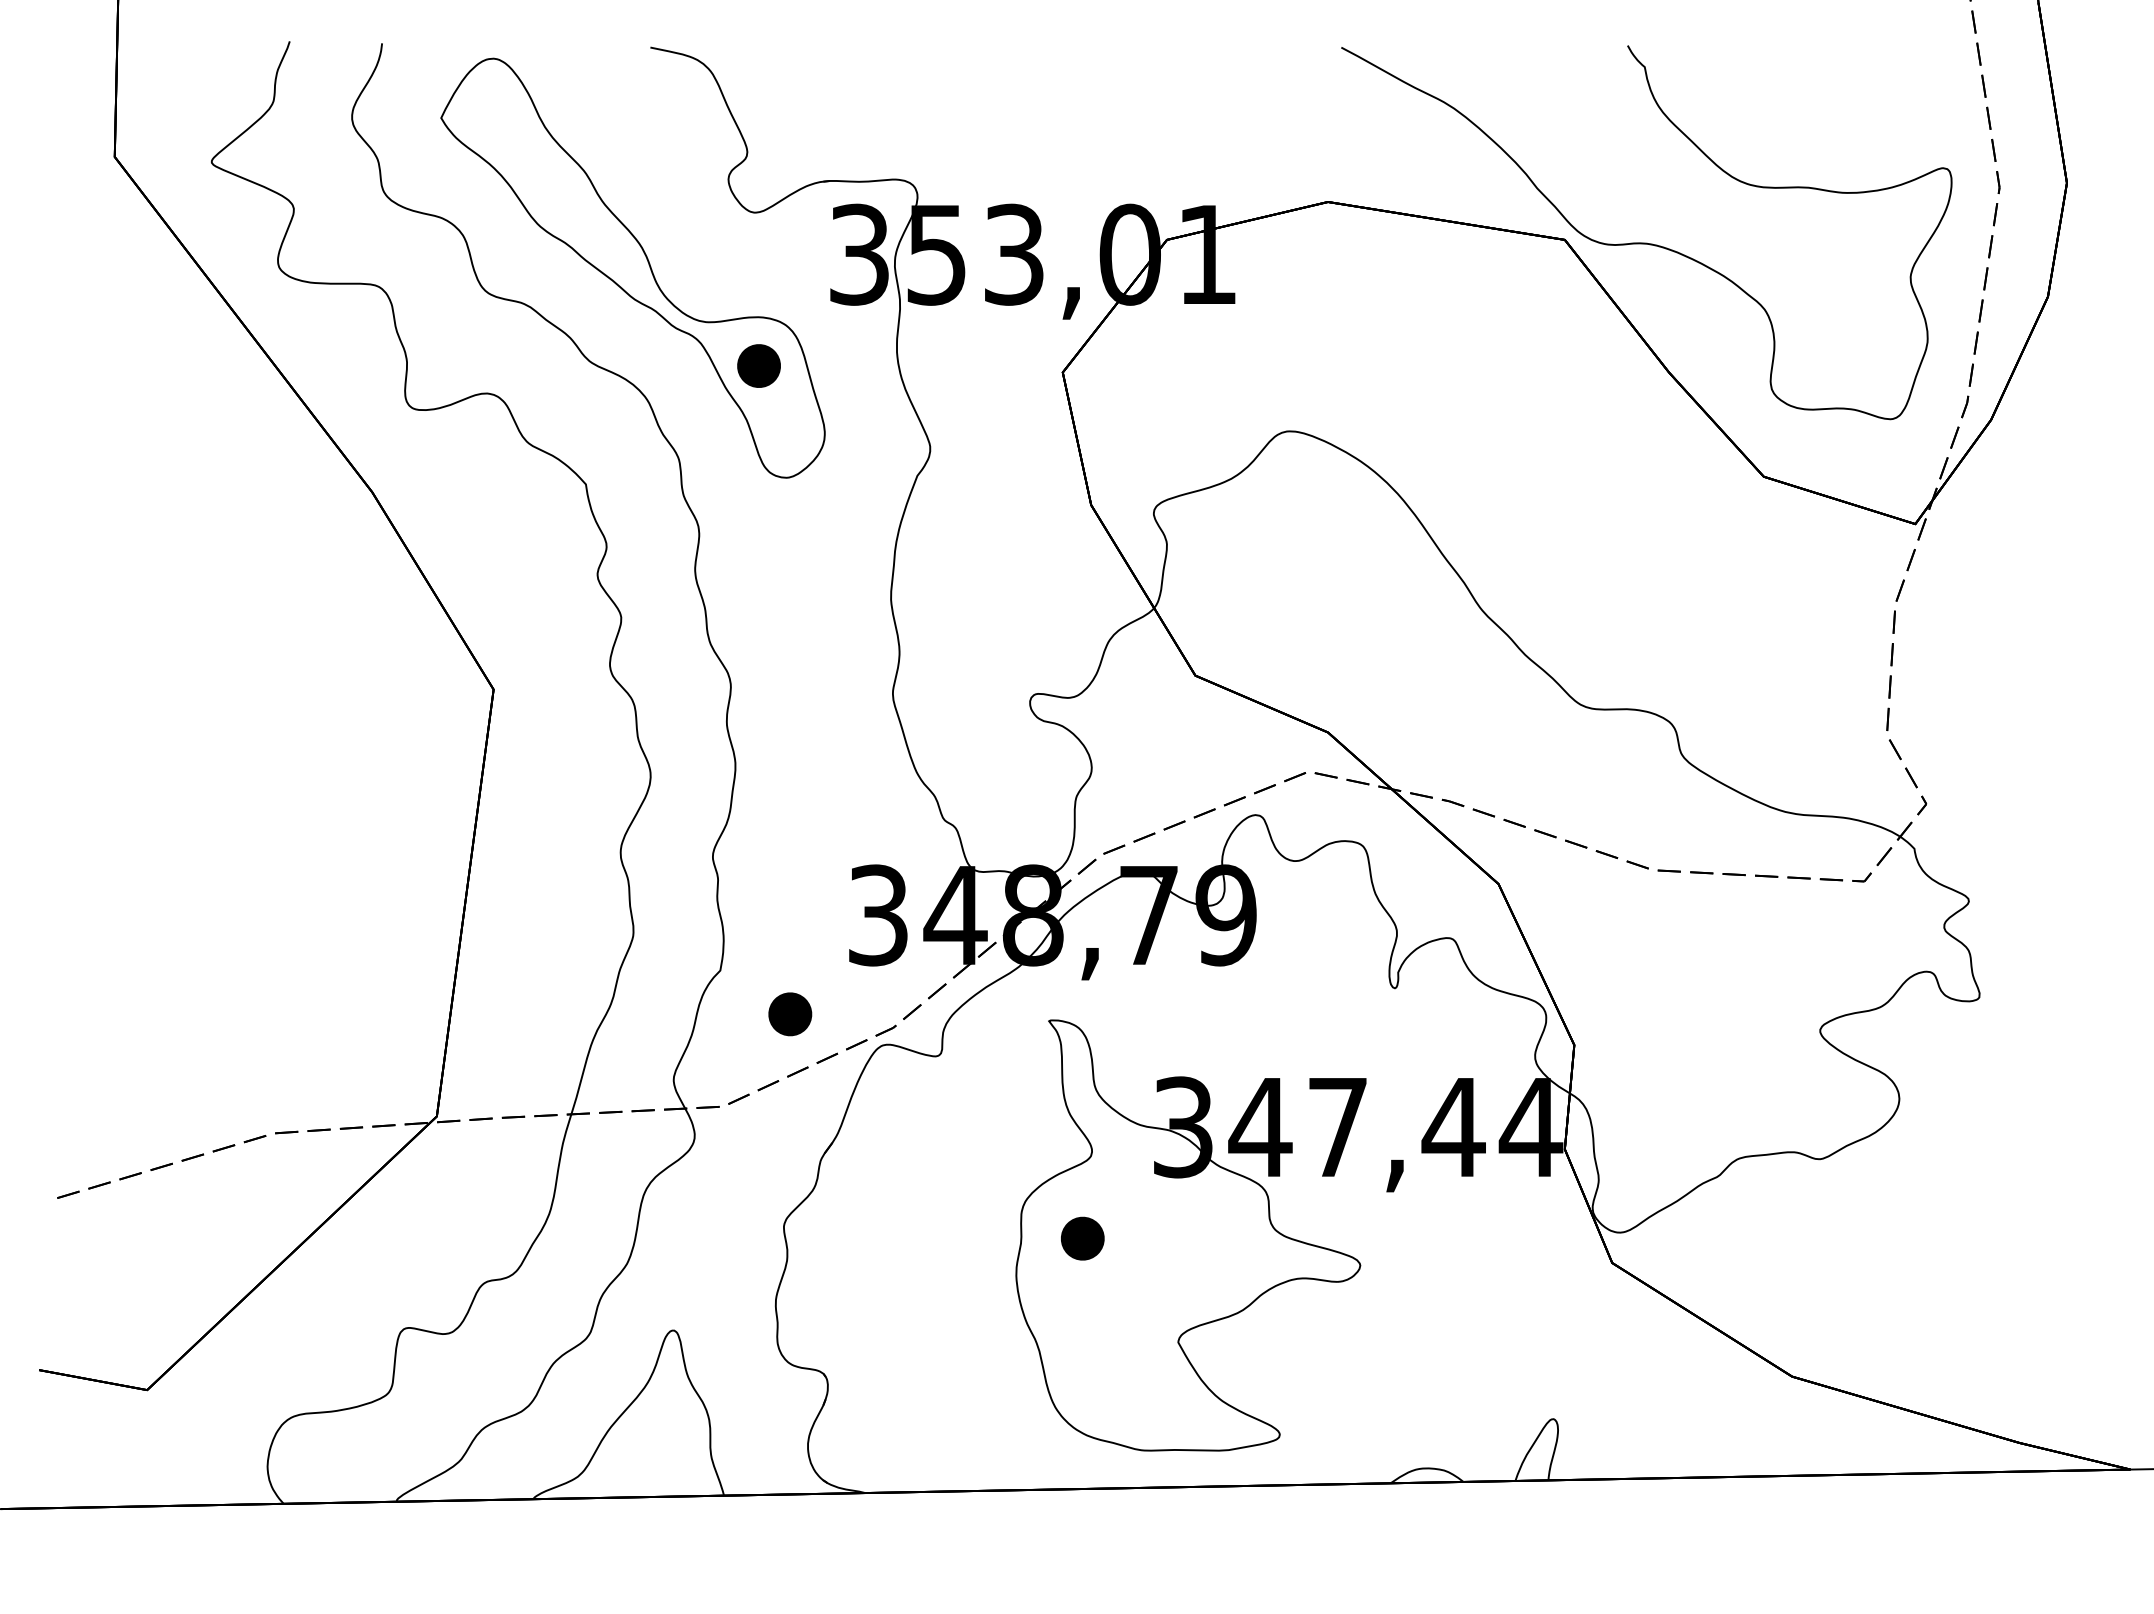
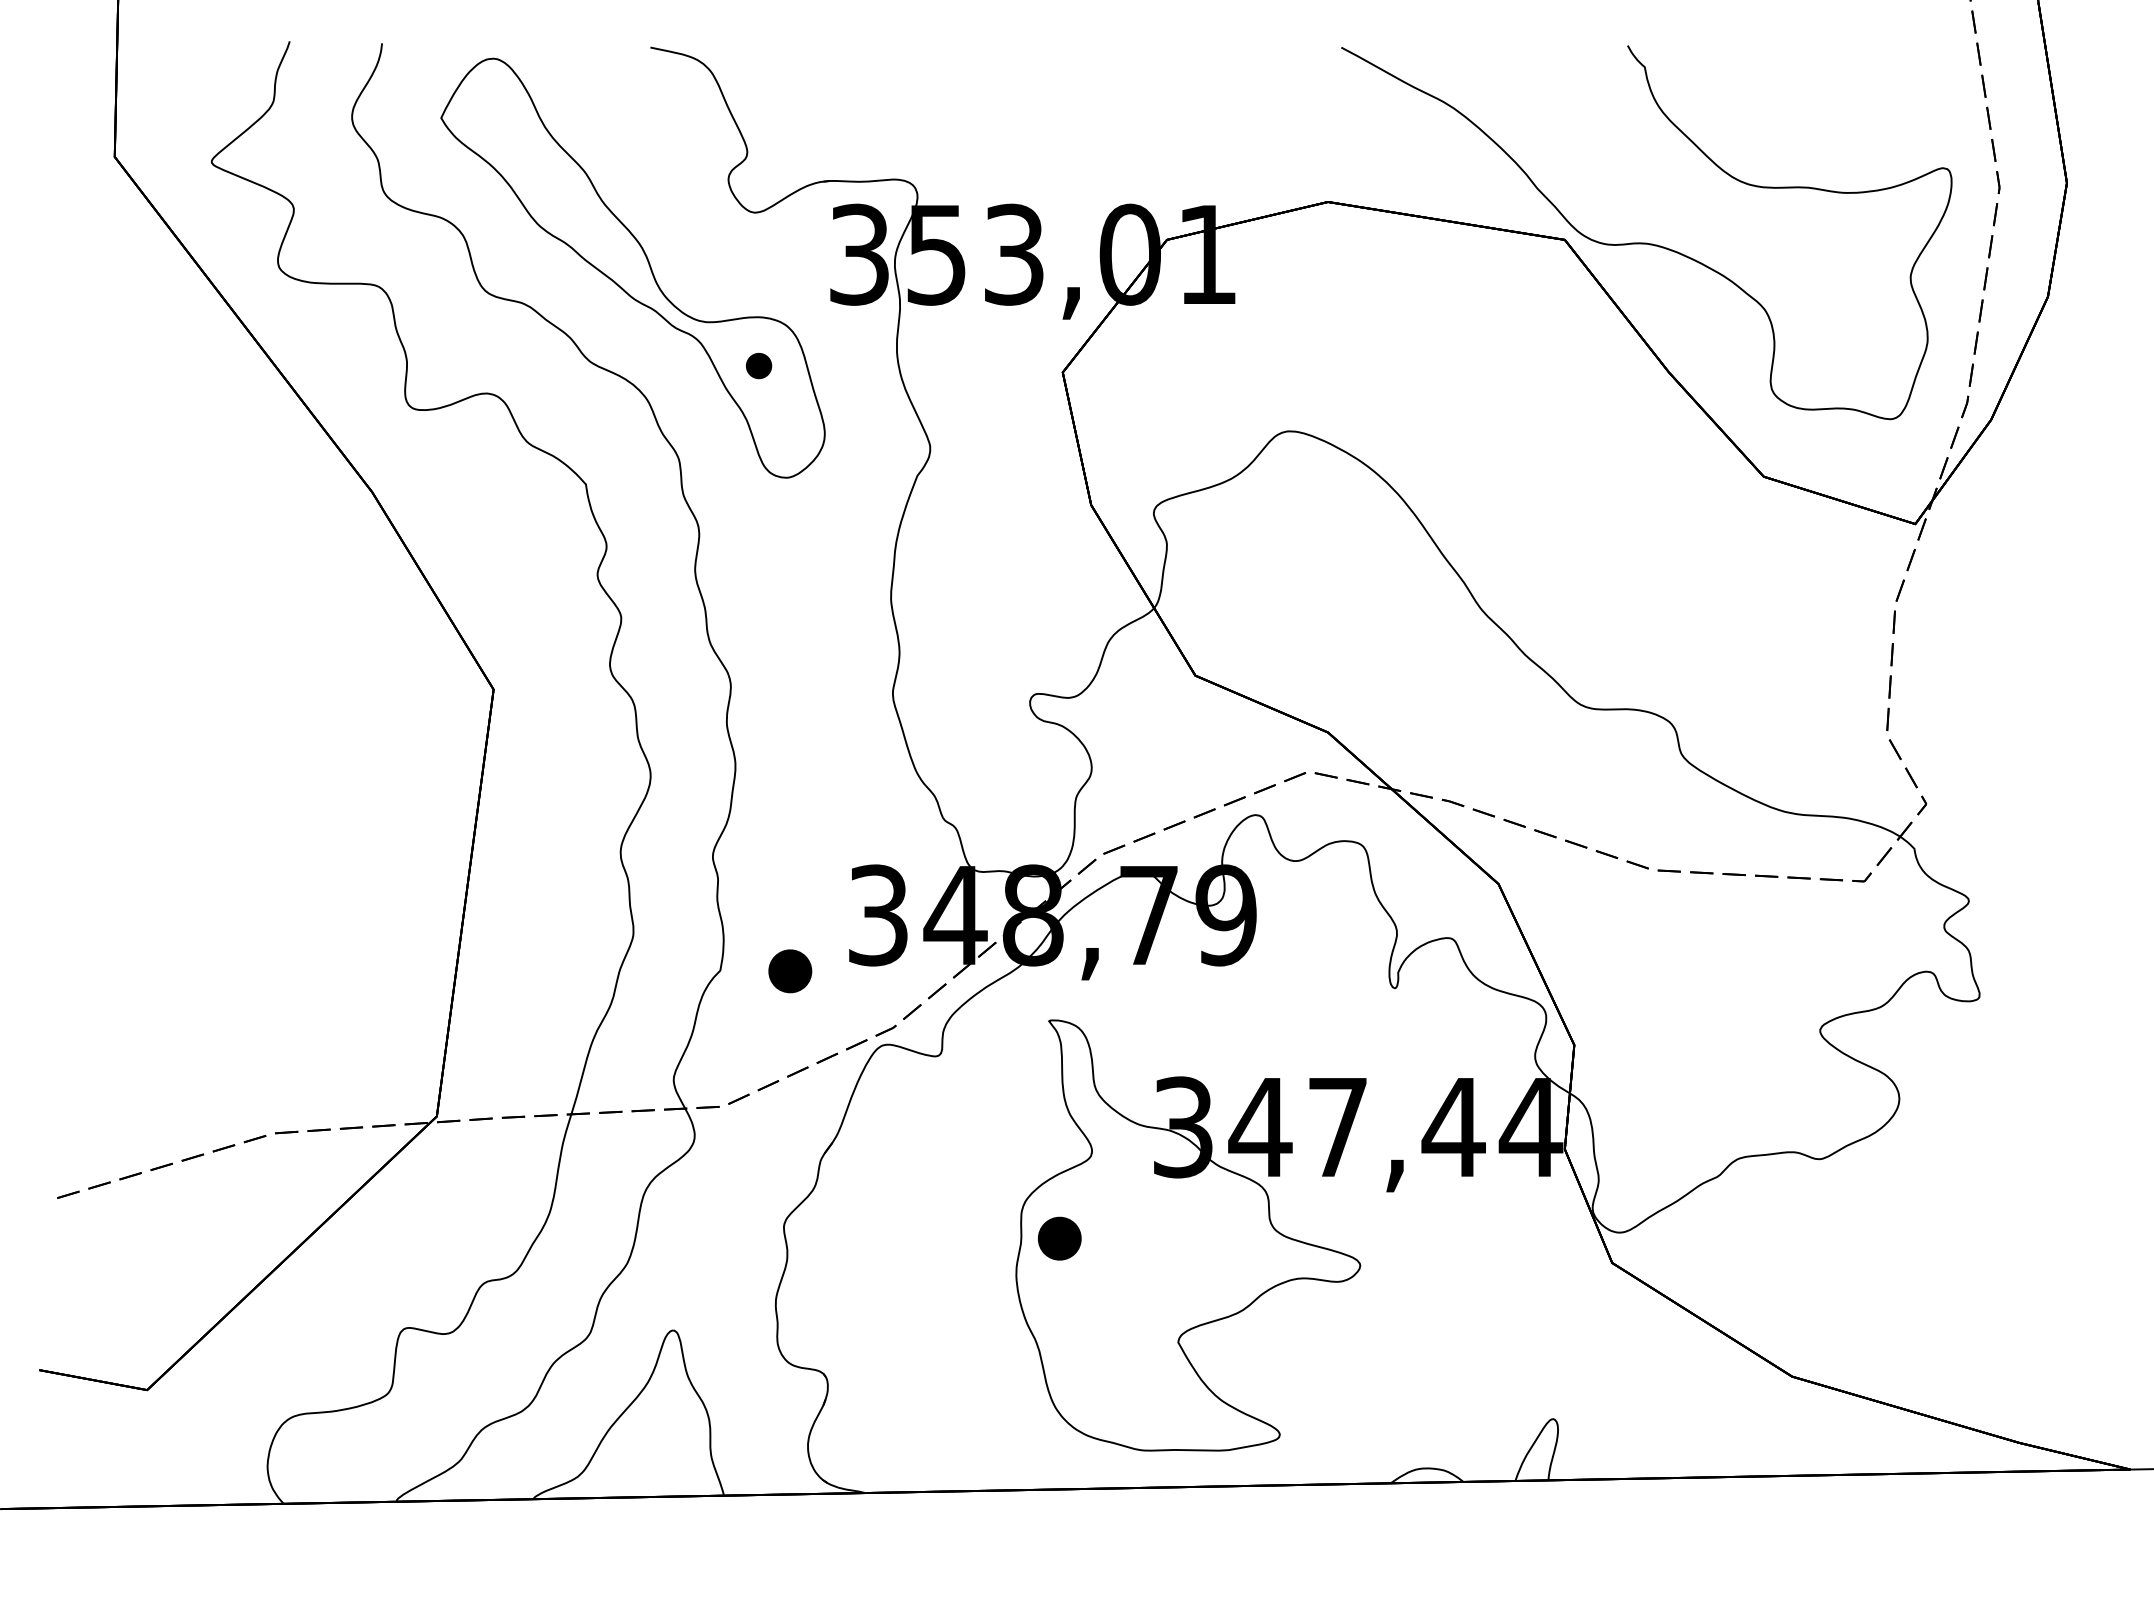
part size: 44x44 px -> 27x27 px (759, 366)
part position: (790, 1014) -> (790, 971) (790, 971)
part position: (1082, 1238) -> (1059, 1238) (1059, 1238)
